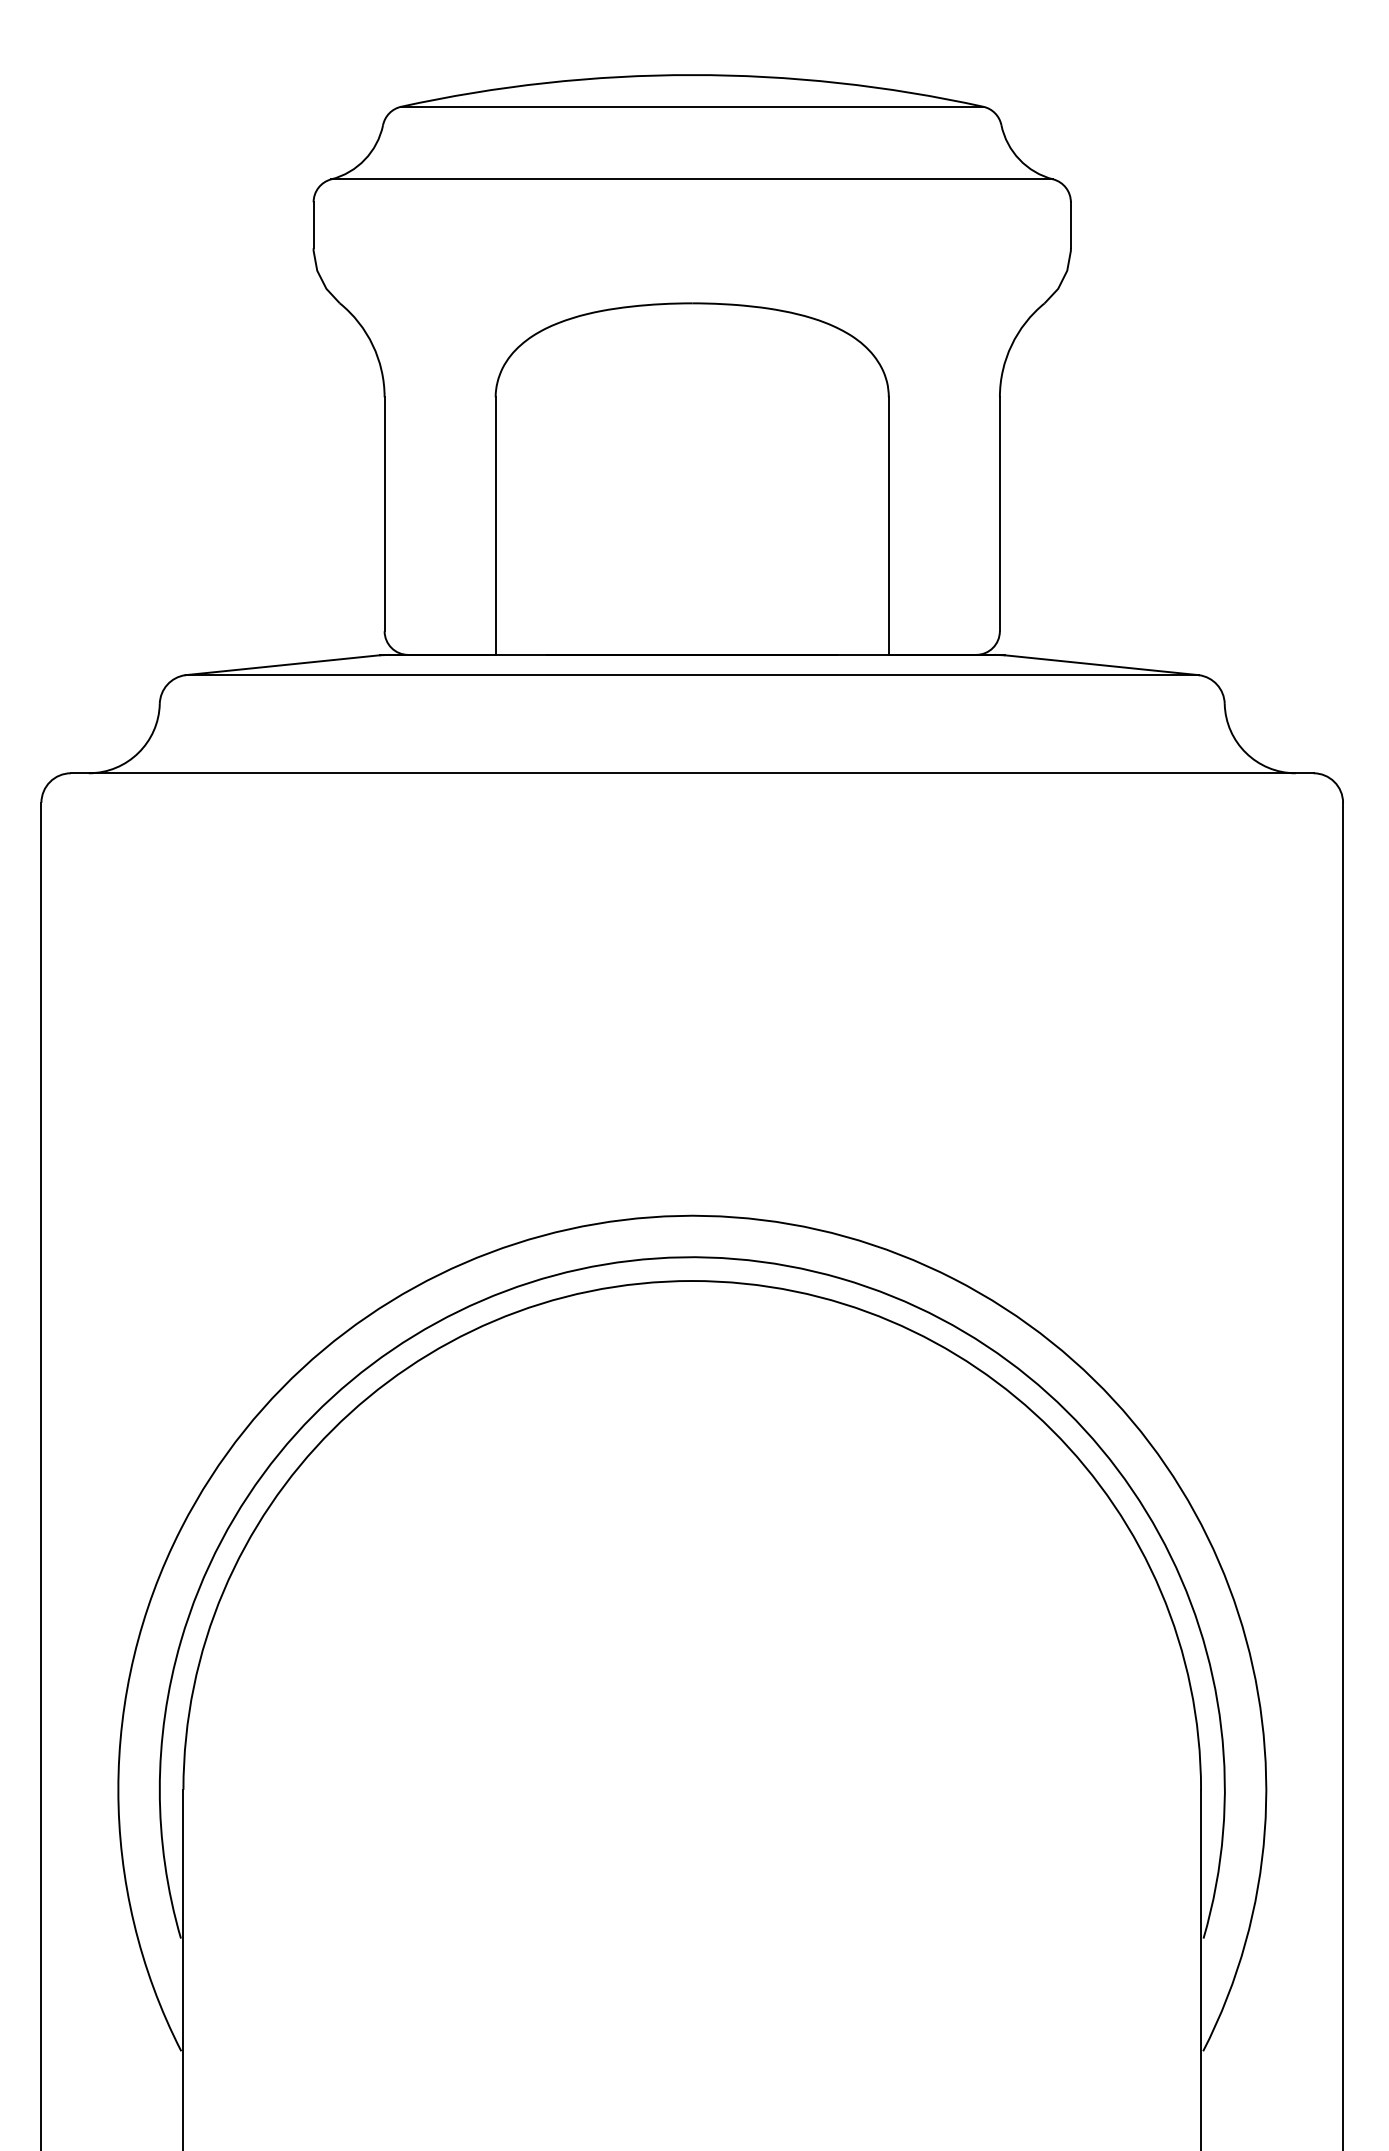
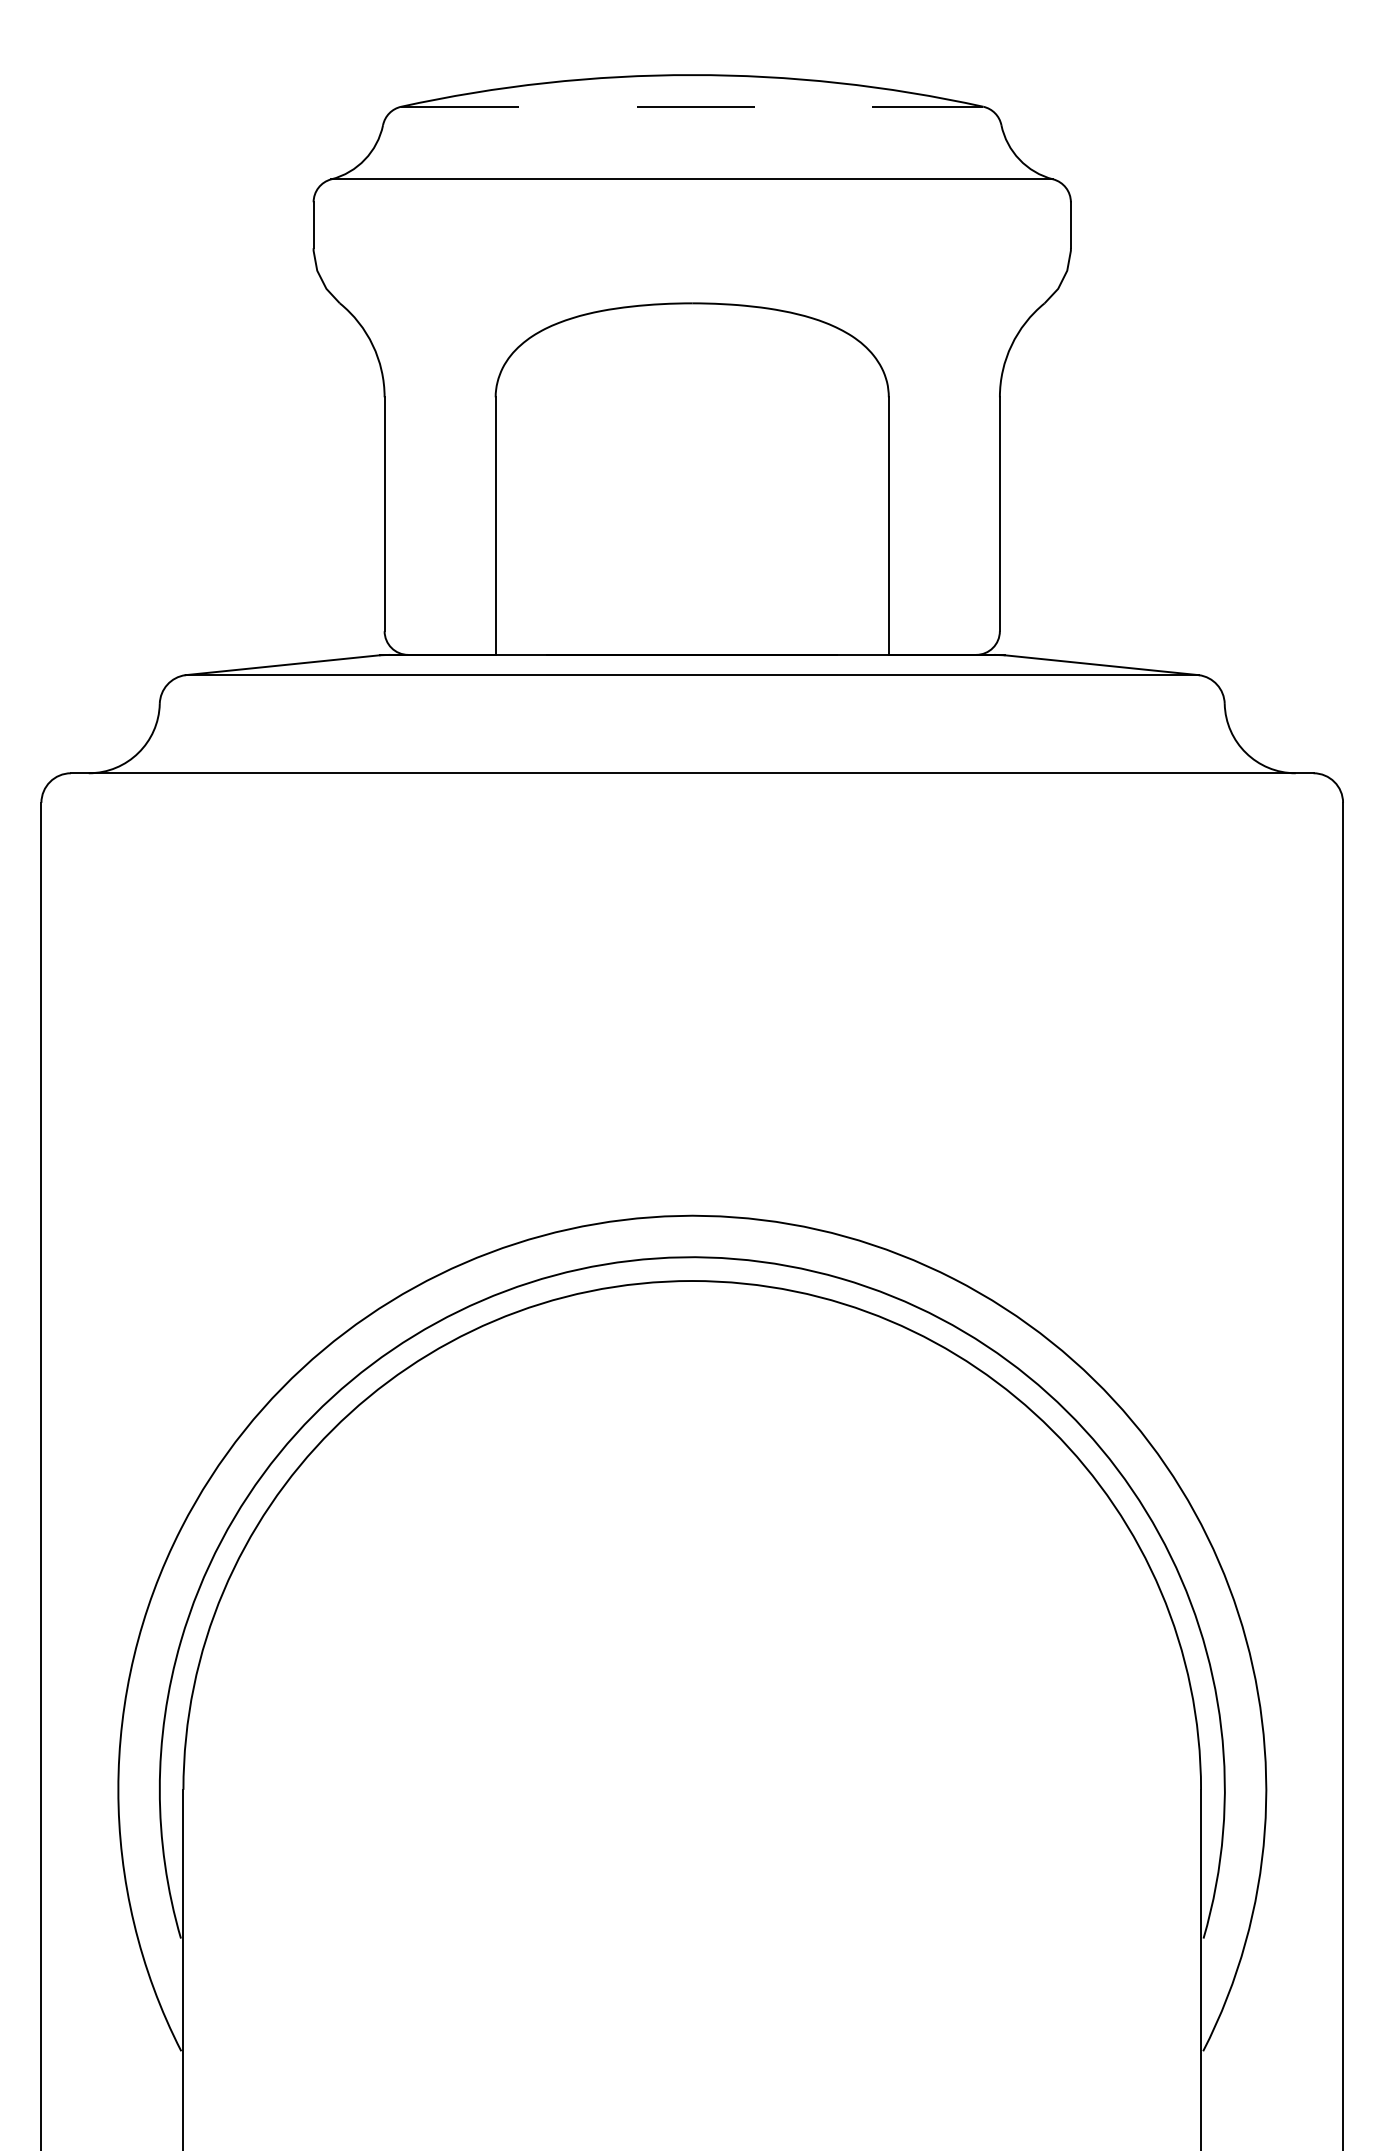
line: solid -> dashed (692, 106)
